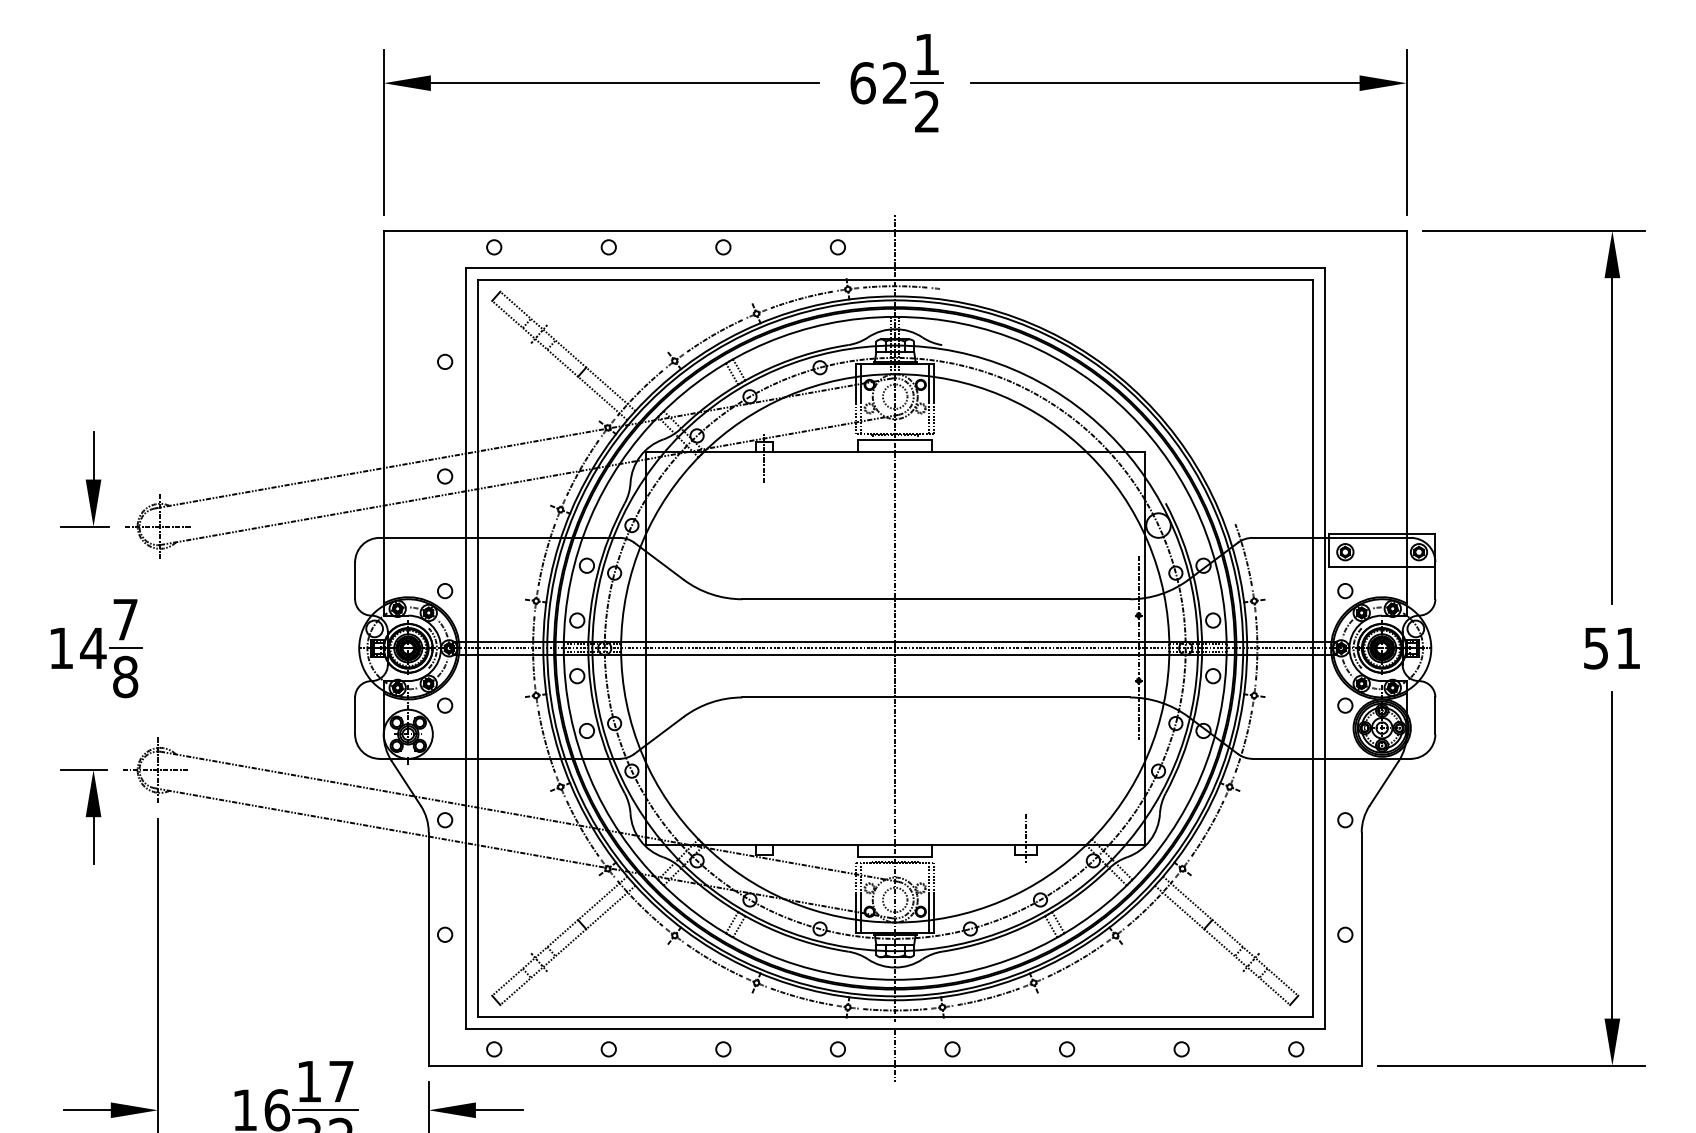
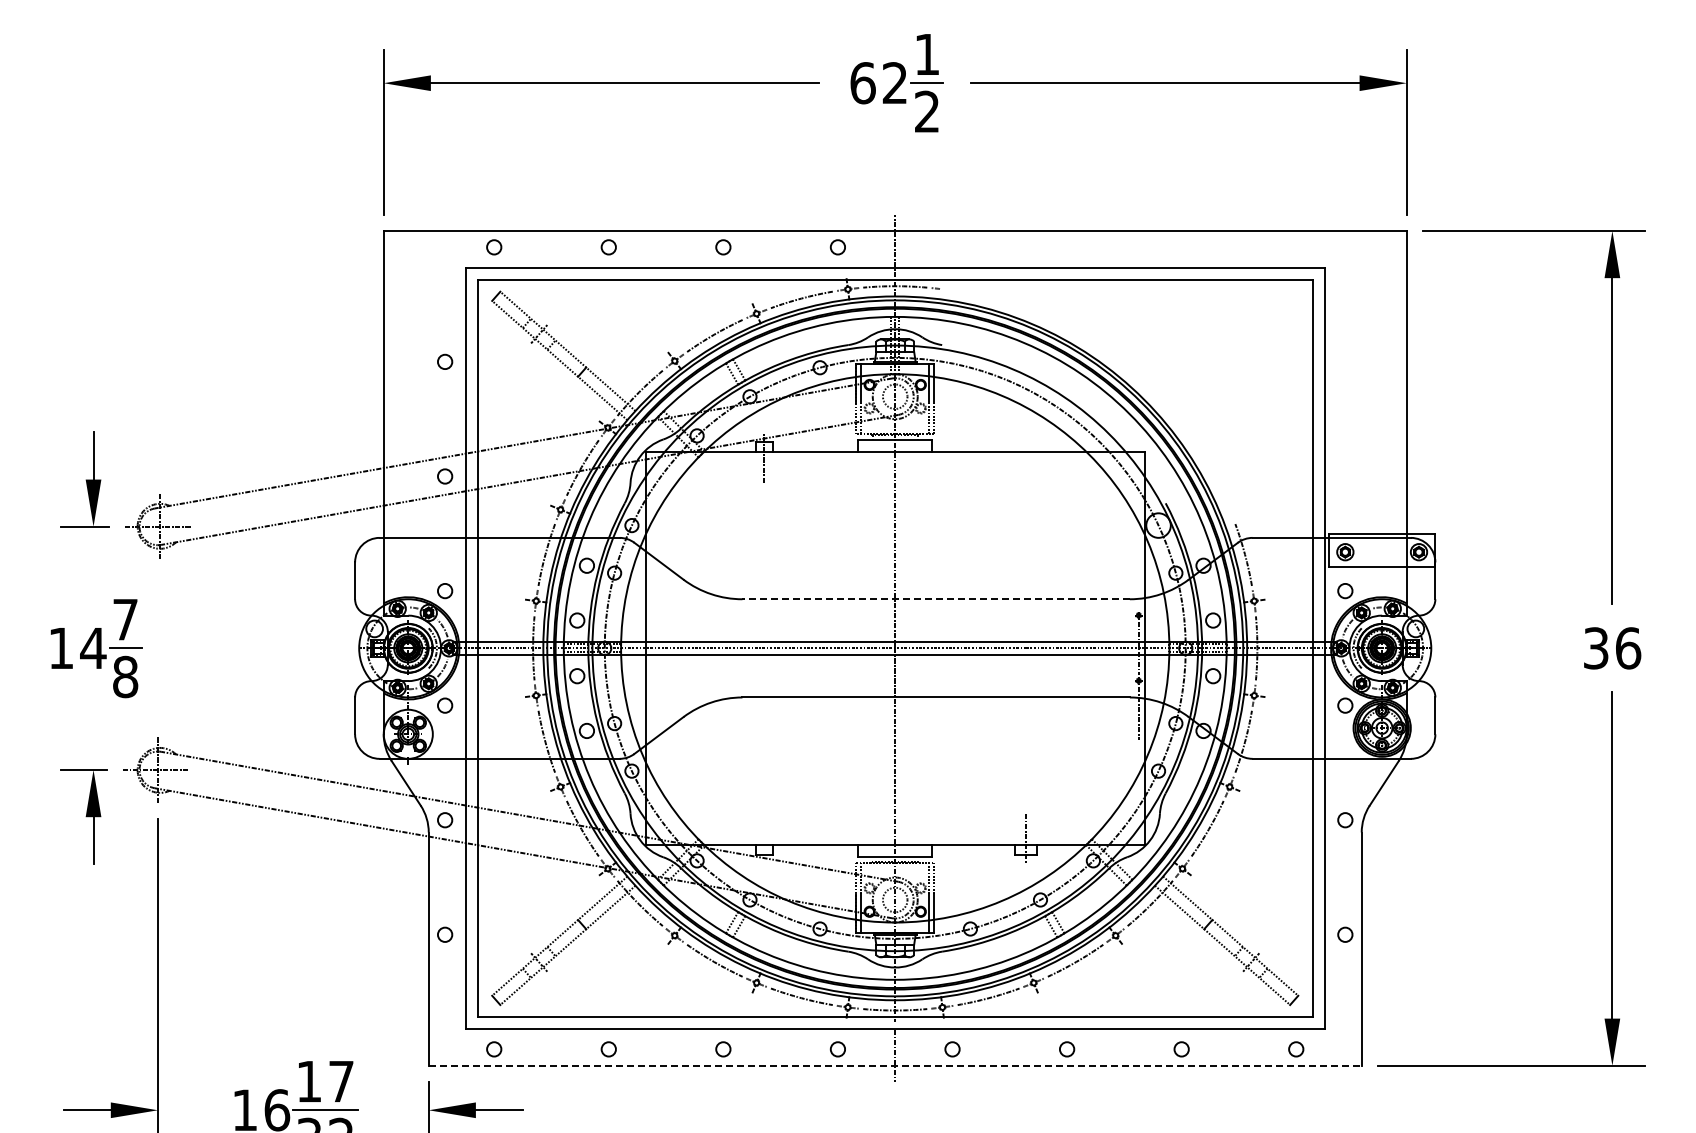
line: present -> none (1138, 582)
line: solid -> dashed (936, 599)
text: 51 -> 36 (1612, 648)
line: solid -> dashed (895, 1065)
